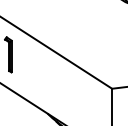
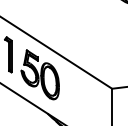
part: none -> present (39, 74)
